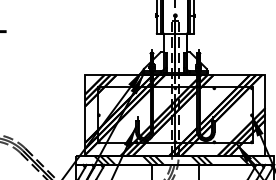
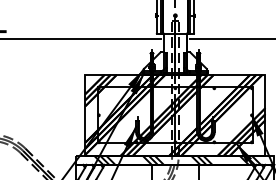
line: none -> present (81, 38)
line: none -> present (231, 38)
